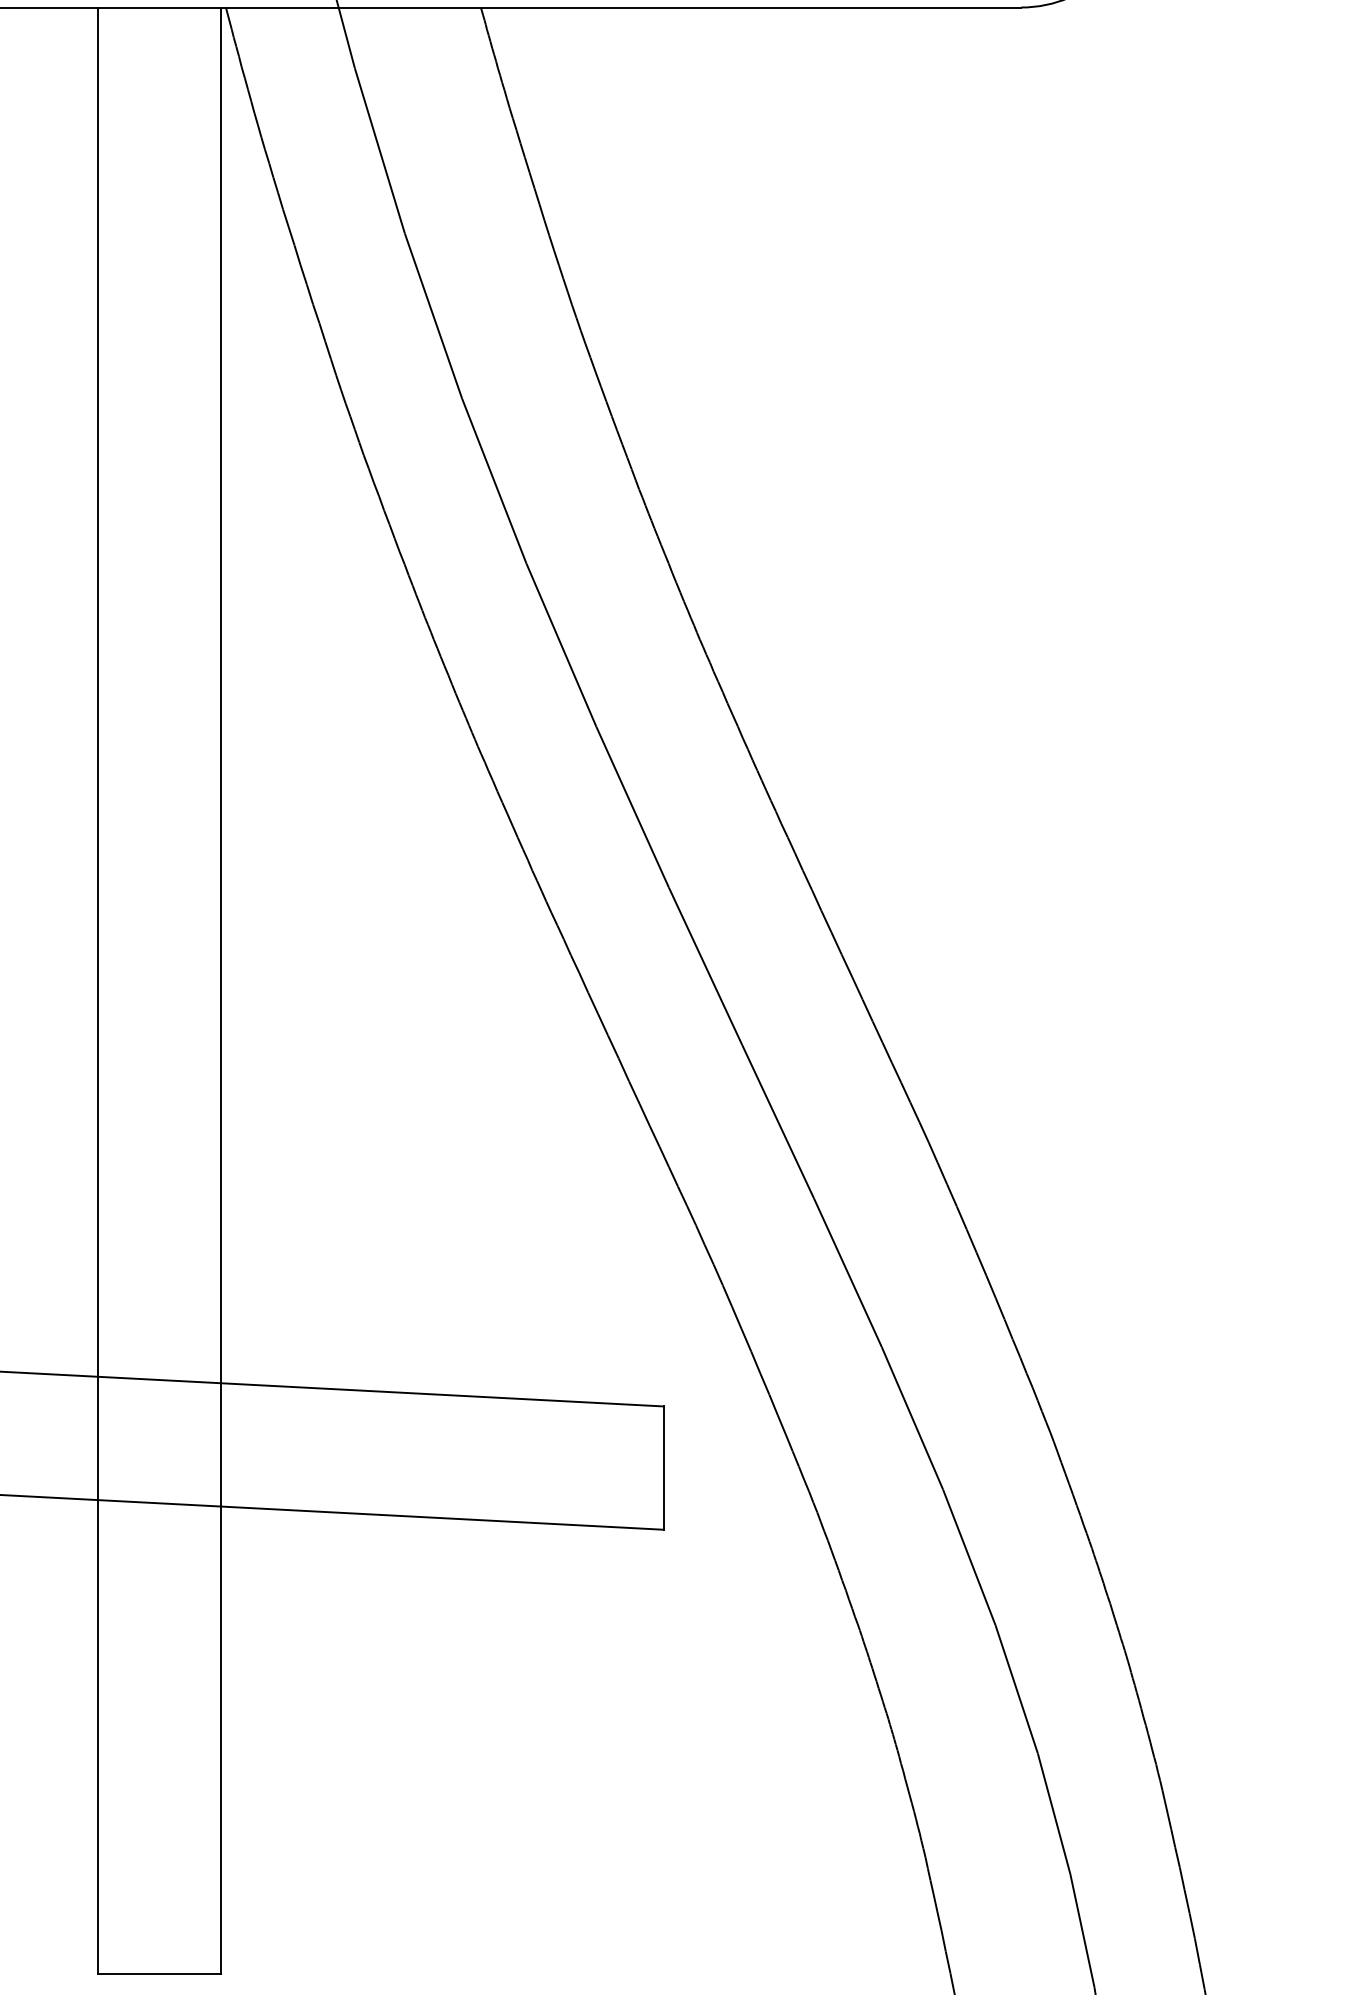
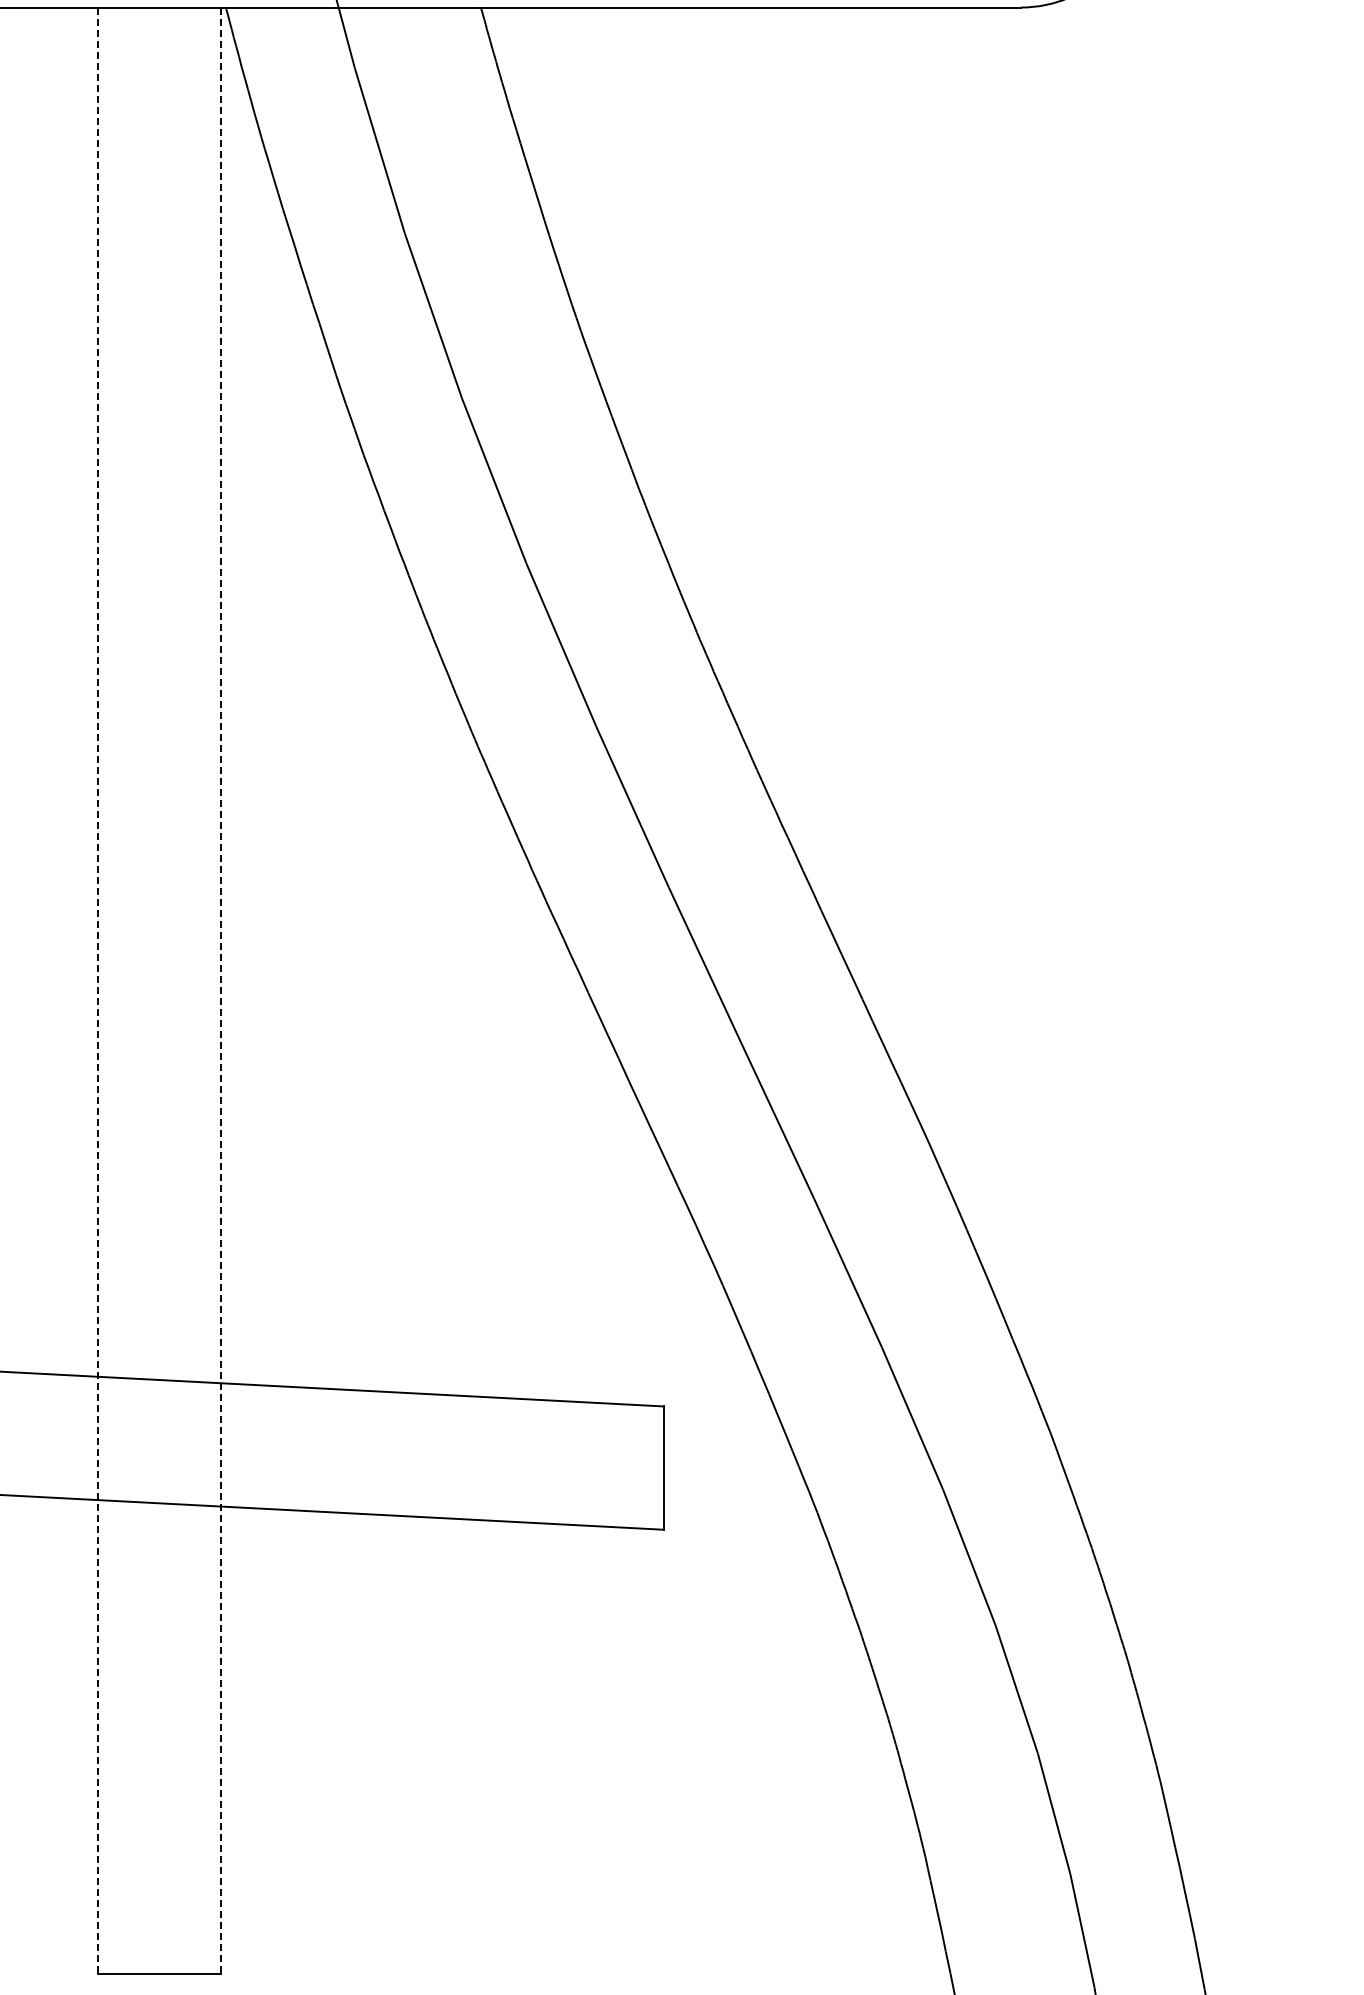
line: solid -> dashed (98, 991)
line: solid -> dashed (221, 991)
